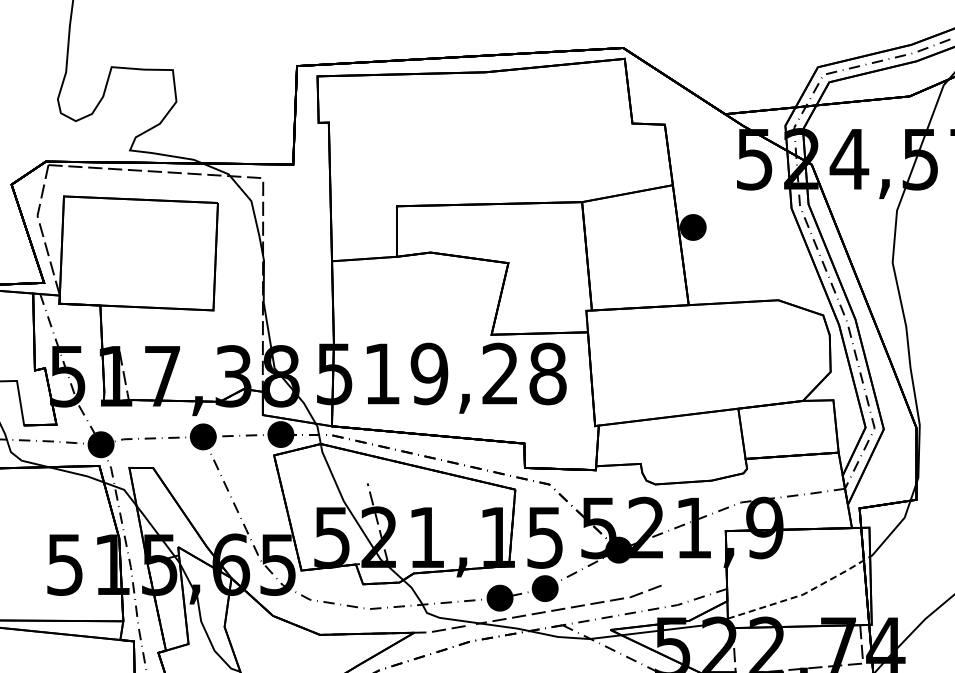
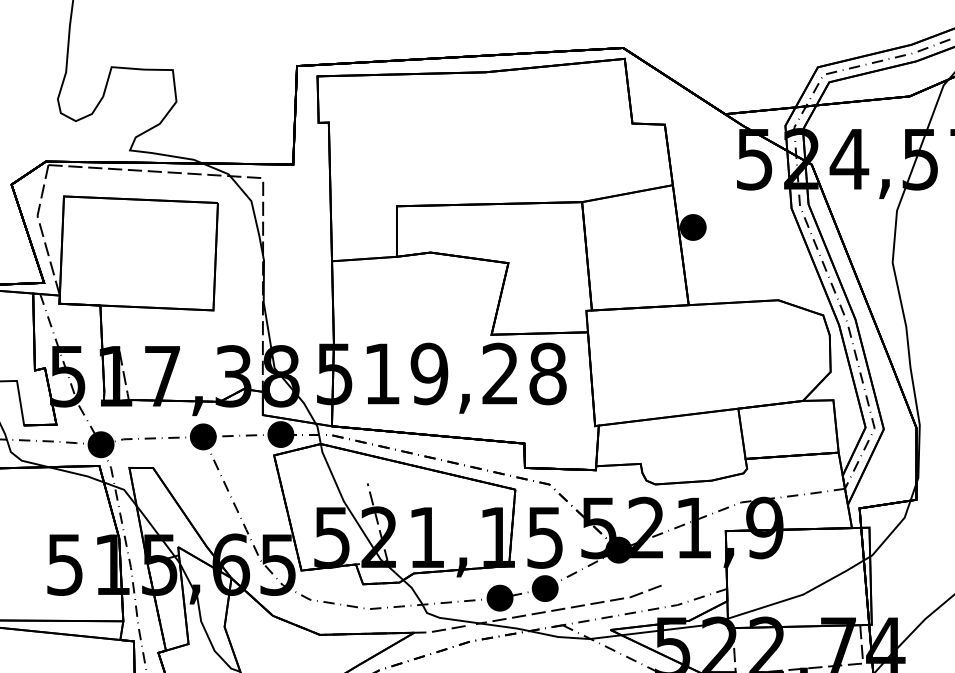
line: dashed -> solid (803, 594)
